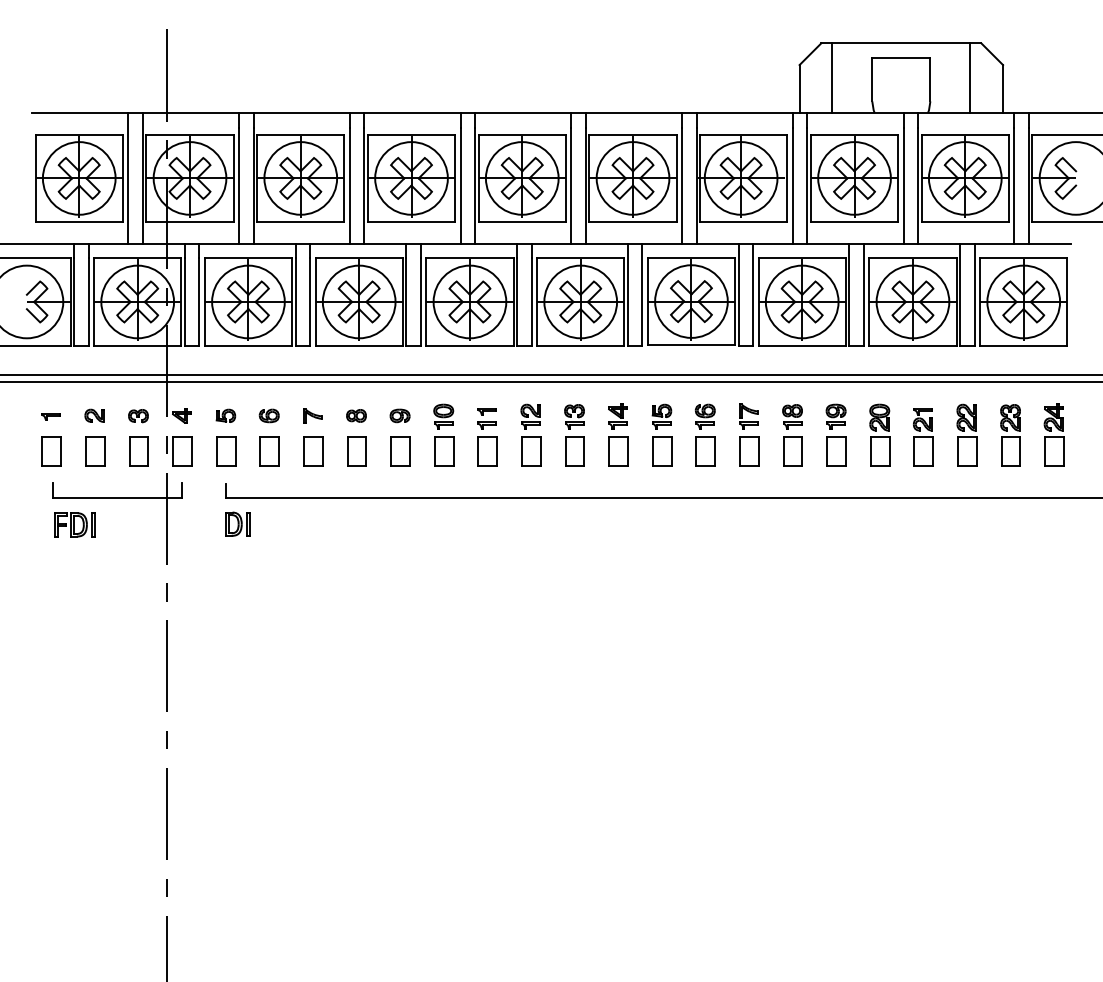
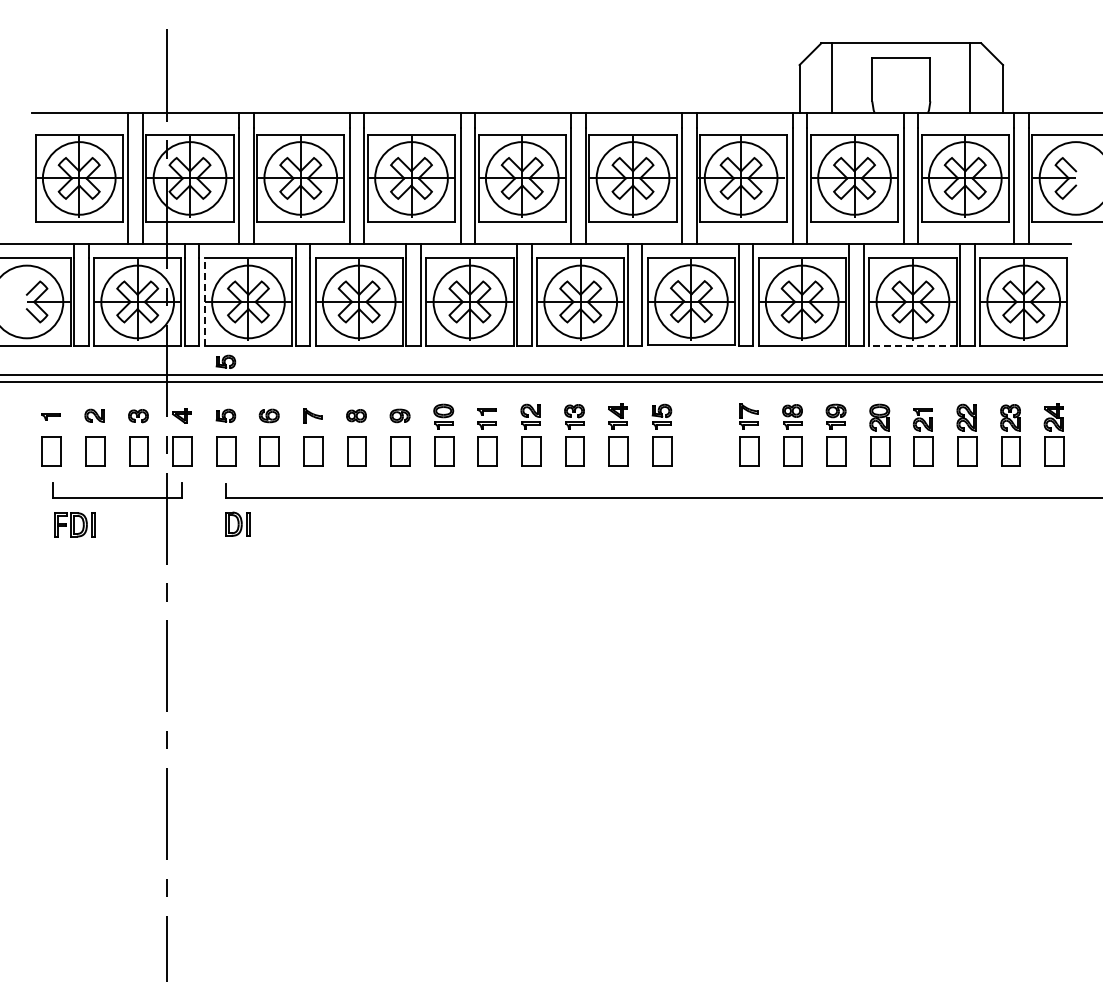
line: solid -> dashed (204, 301)
line: solid -> dashed (912, 345)
part: none -> present (225, 361)
part: present -> none (704, 434)
